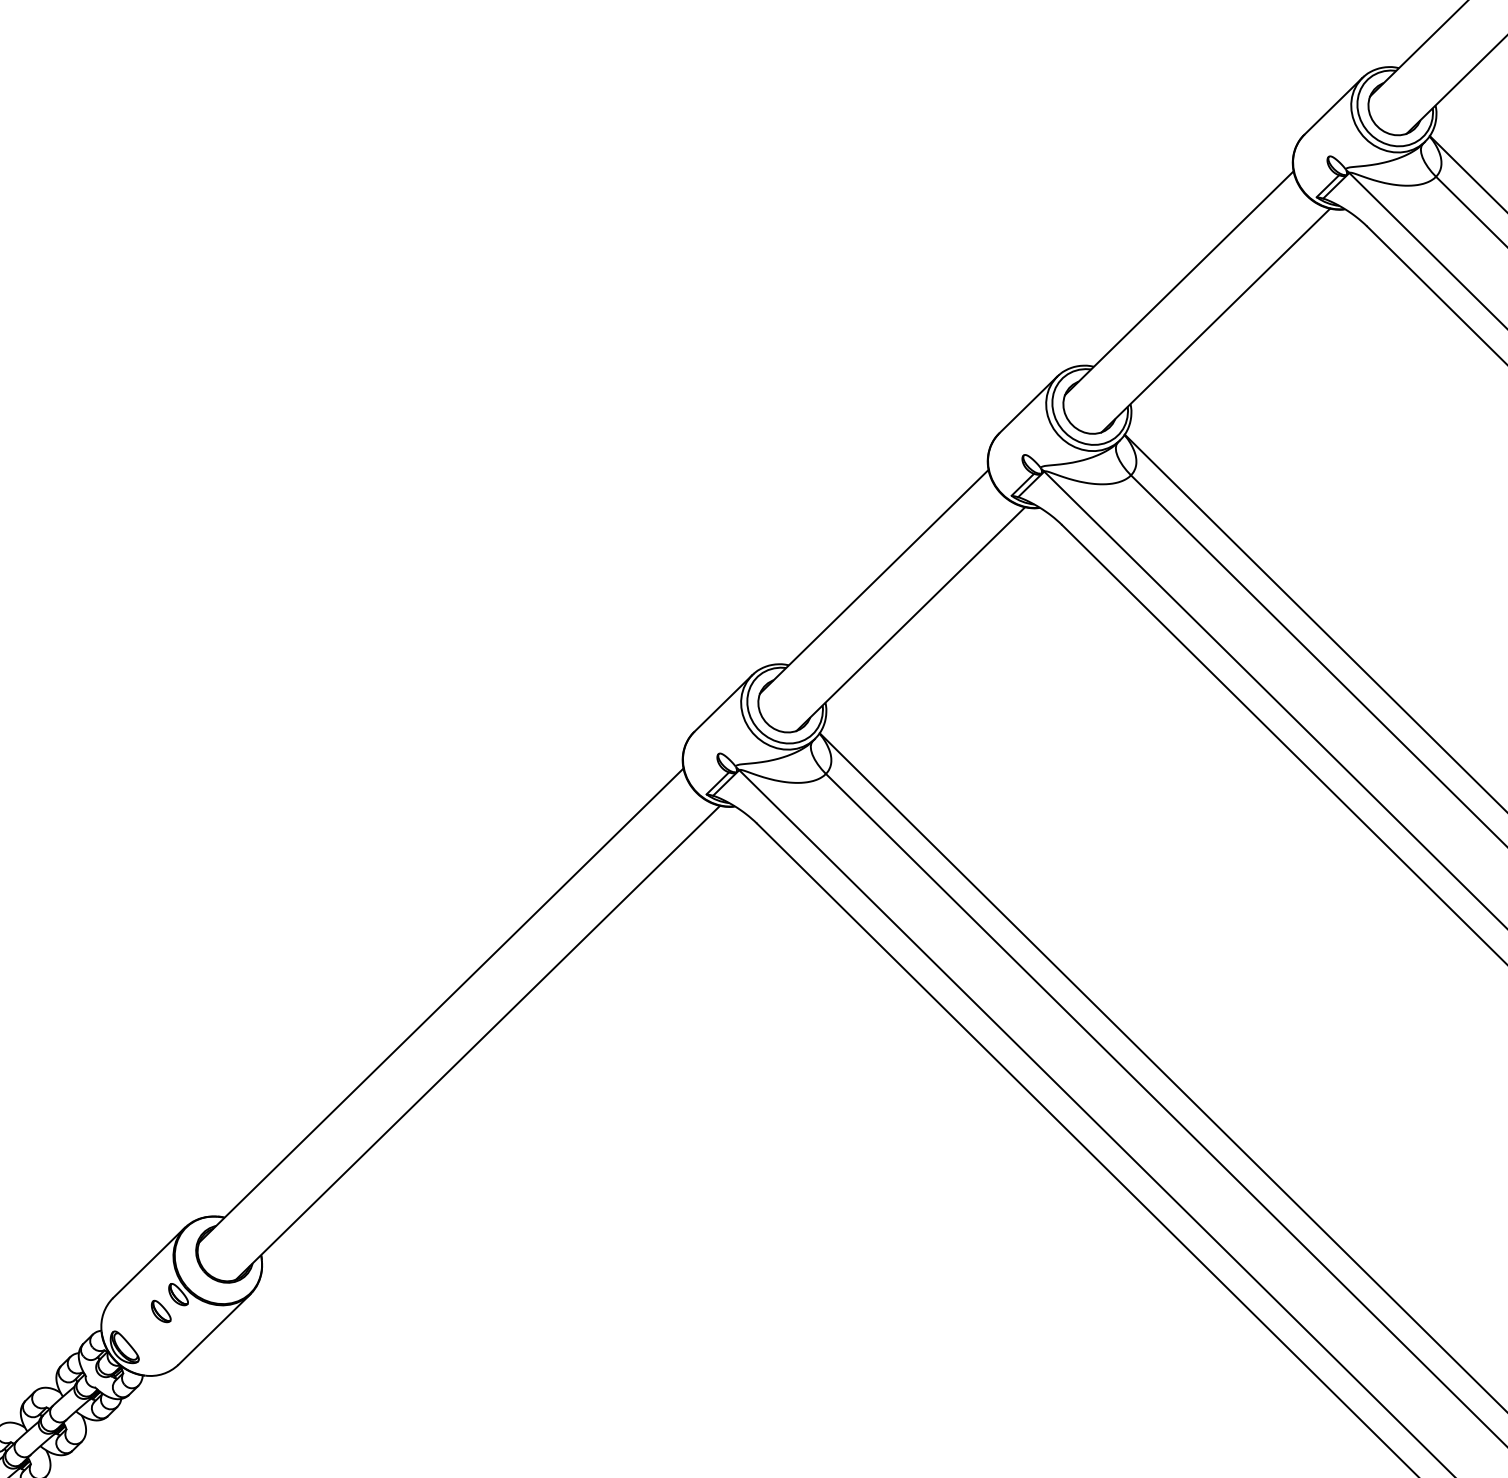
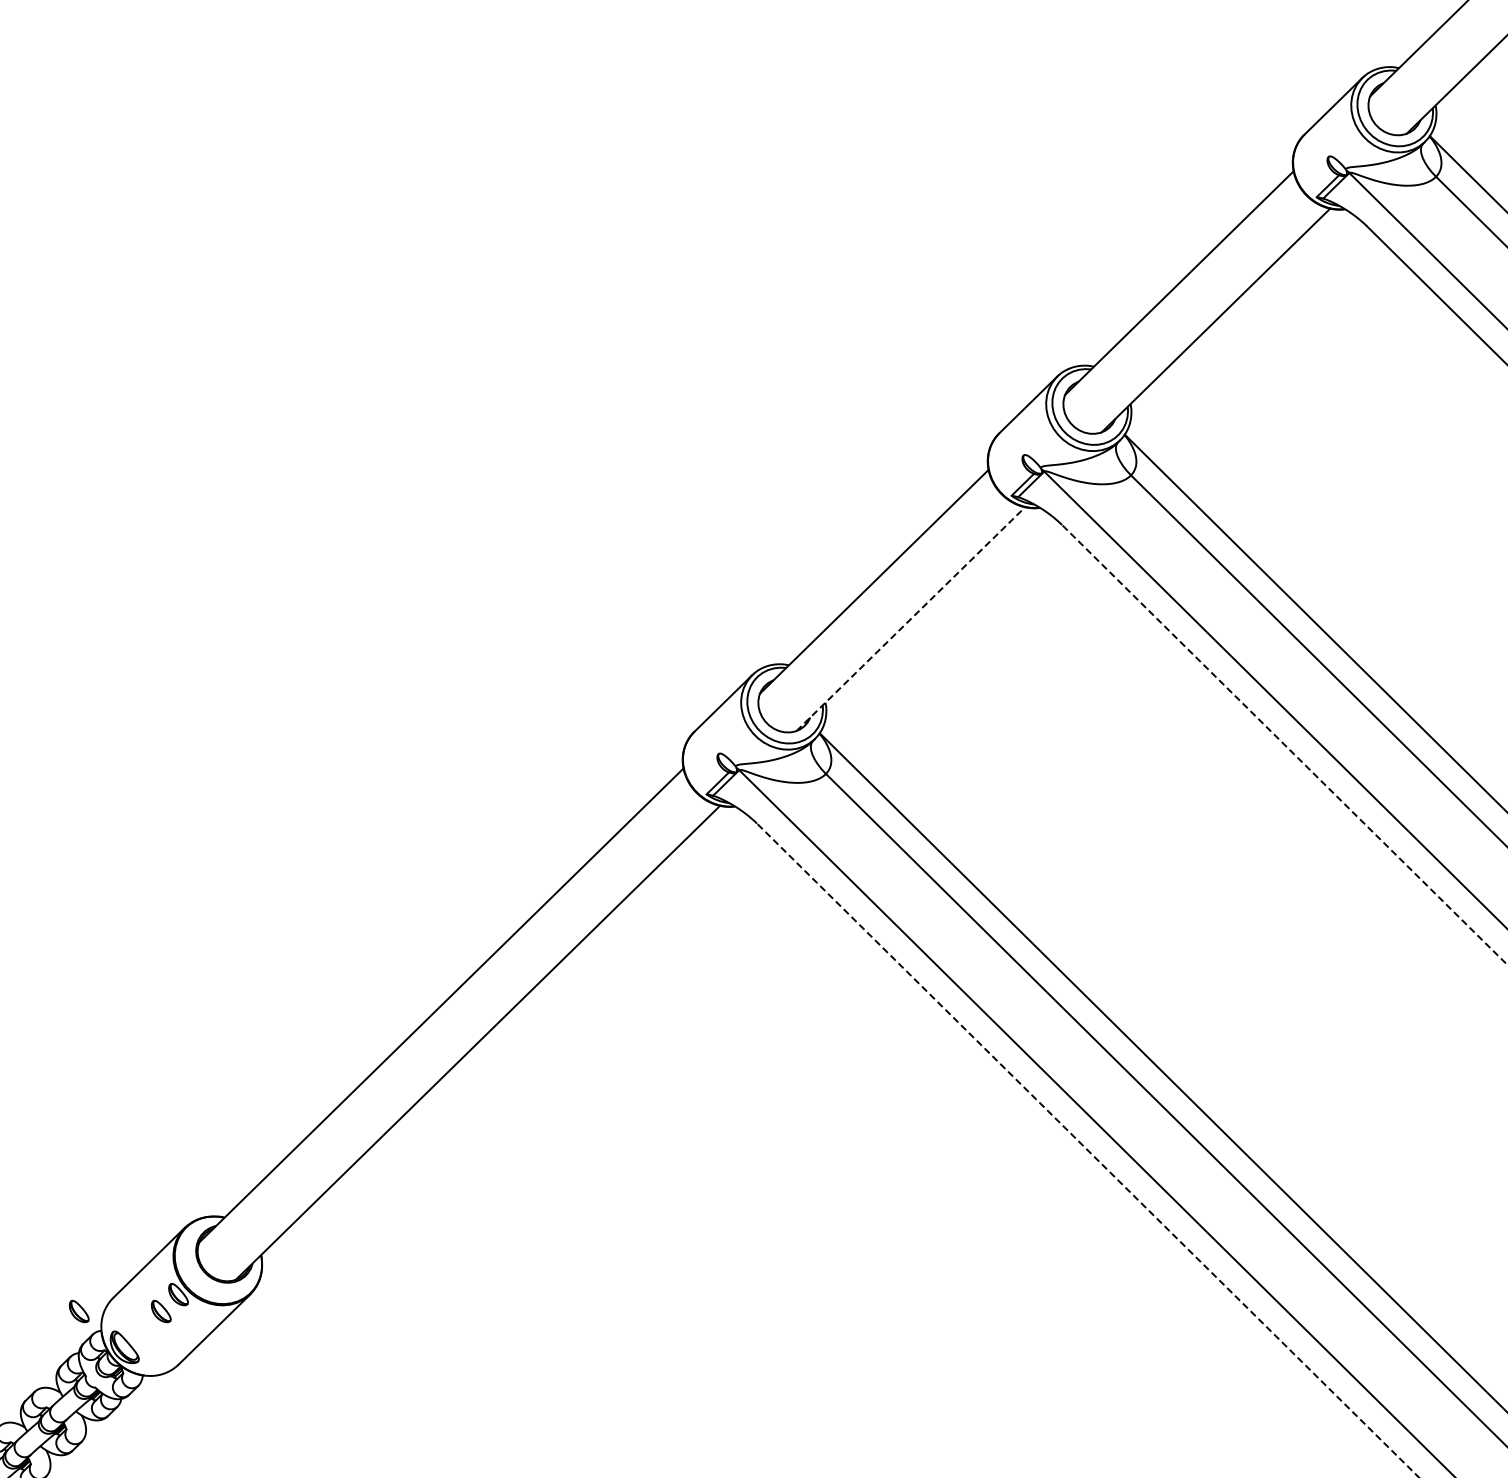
line: solid -> dashed (910, 619)
line: solid -> dashed (1284, 745)
line: solid -> dashed (1087, 1150)
part: none -> present (79, 1311)
